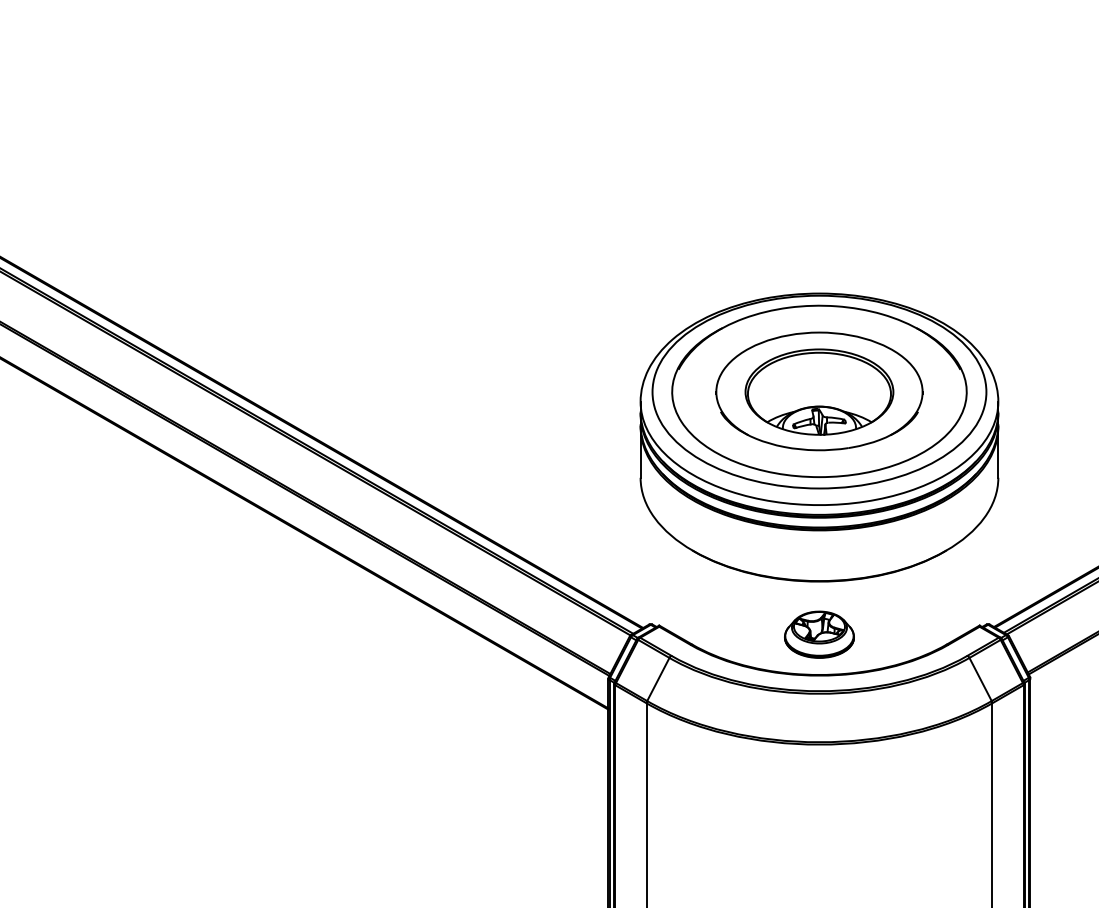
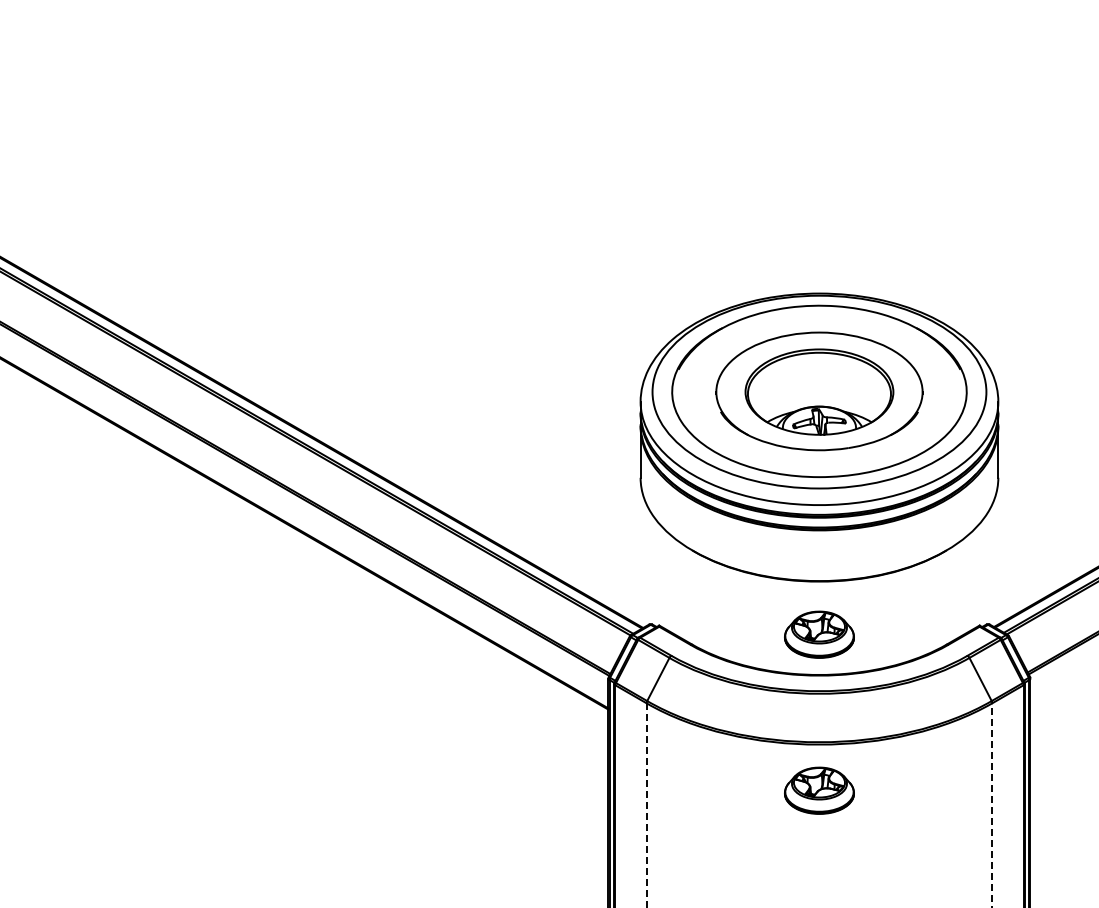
part: none -> present (819, 790)
line: solid -> dashed (646, 805)
line: solid -> dashed (992, 805)
